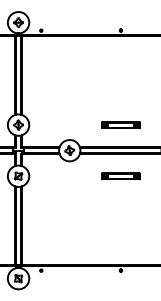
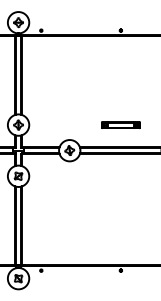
part: present -> none (120, 176)
